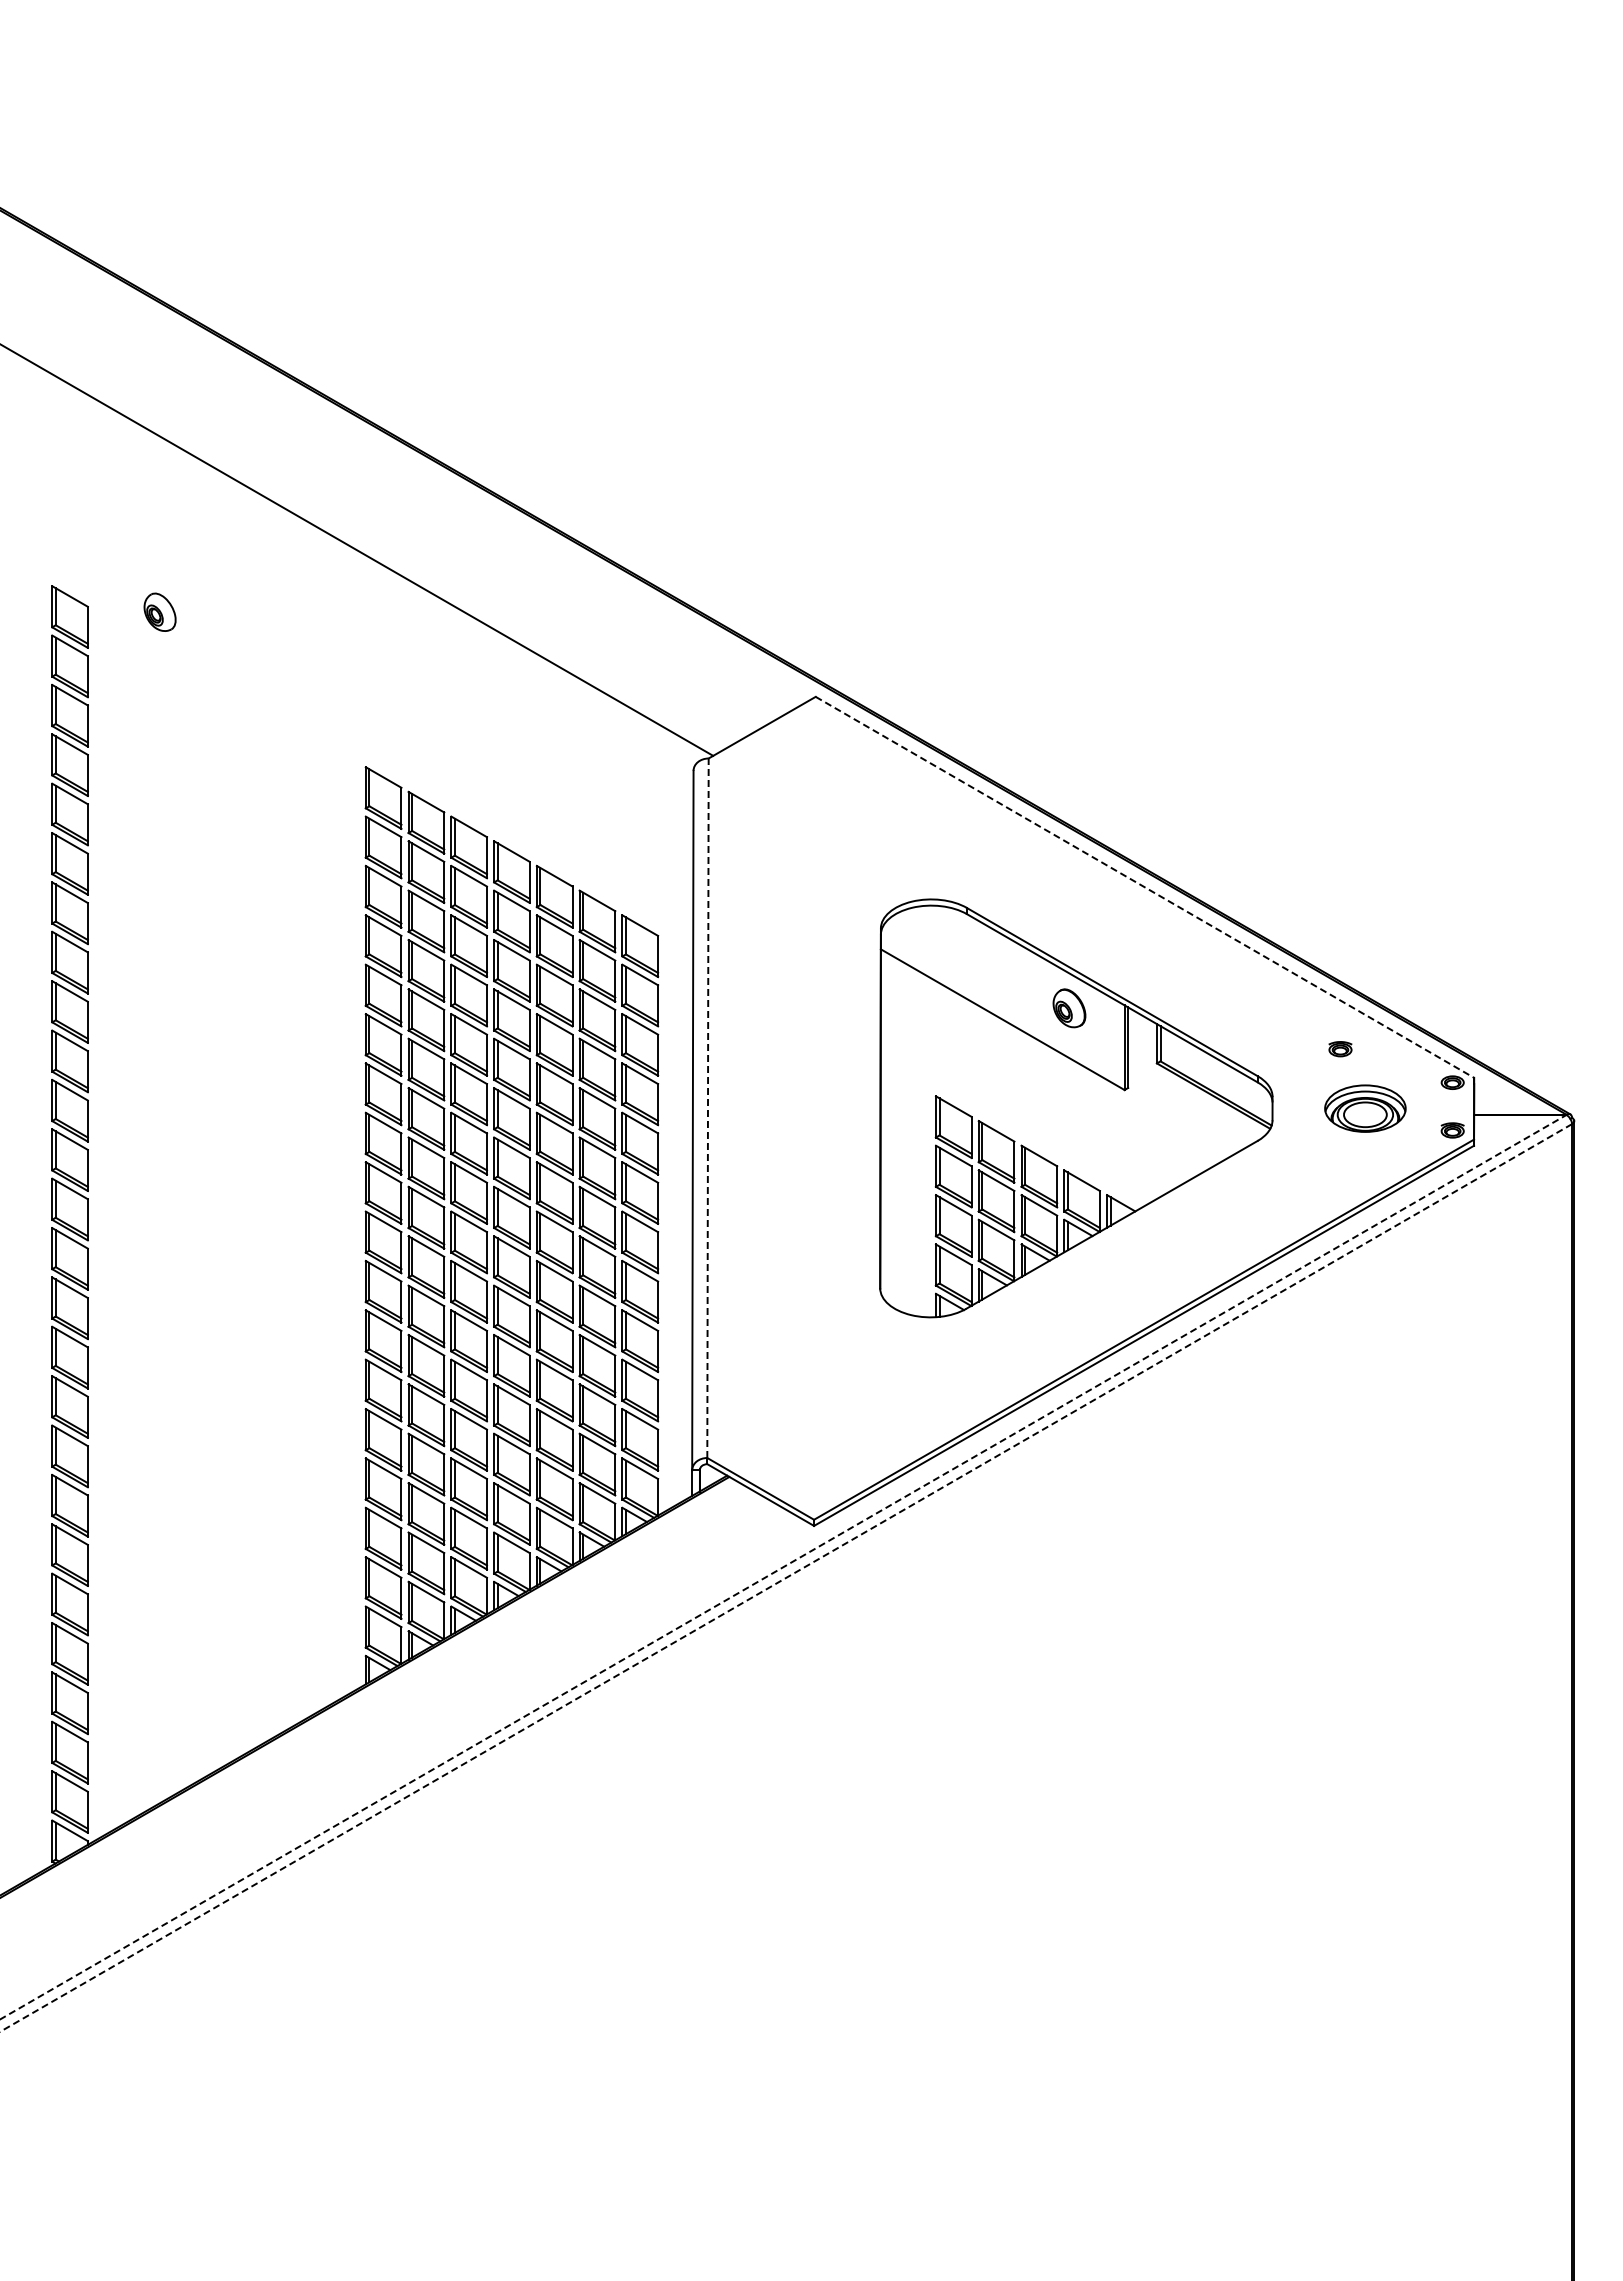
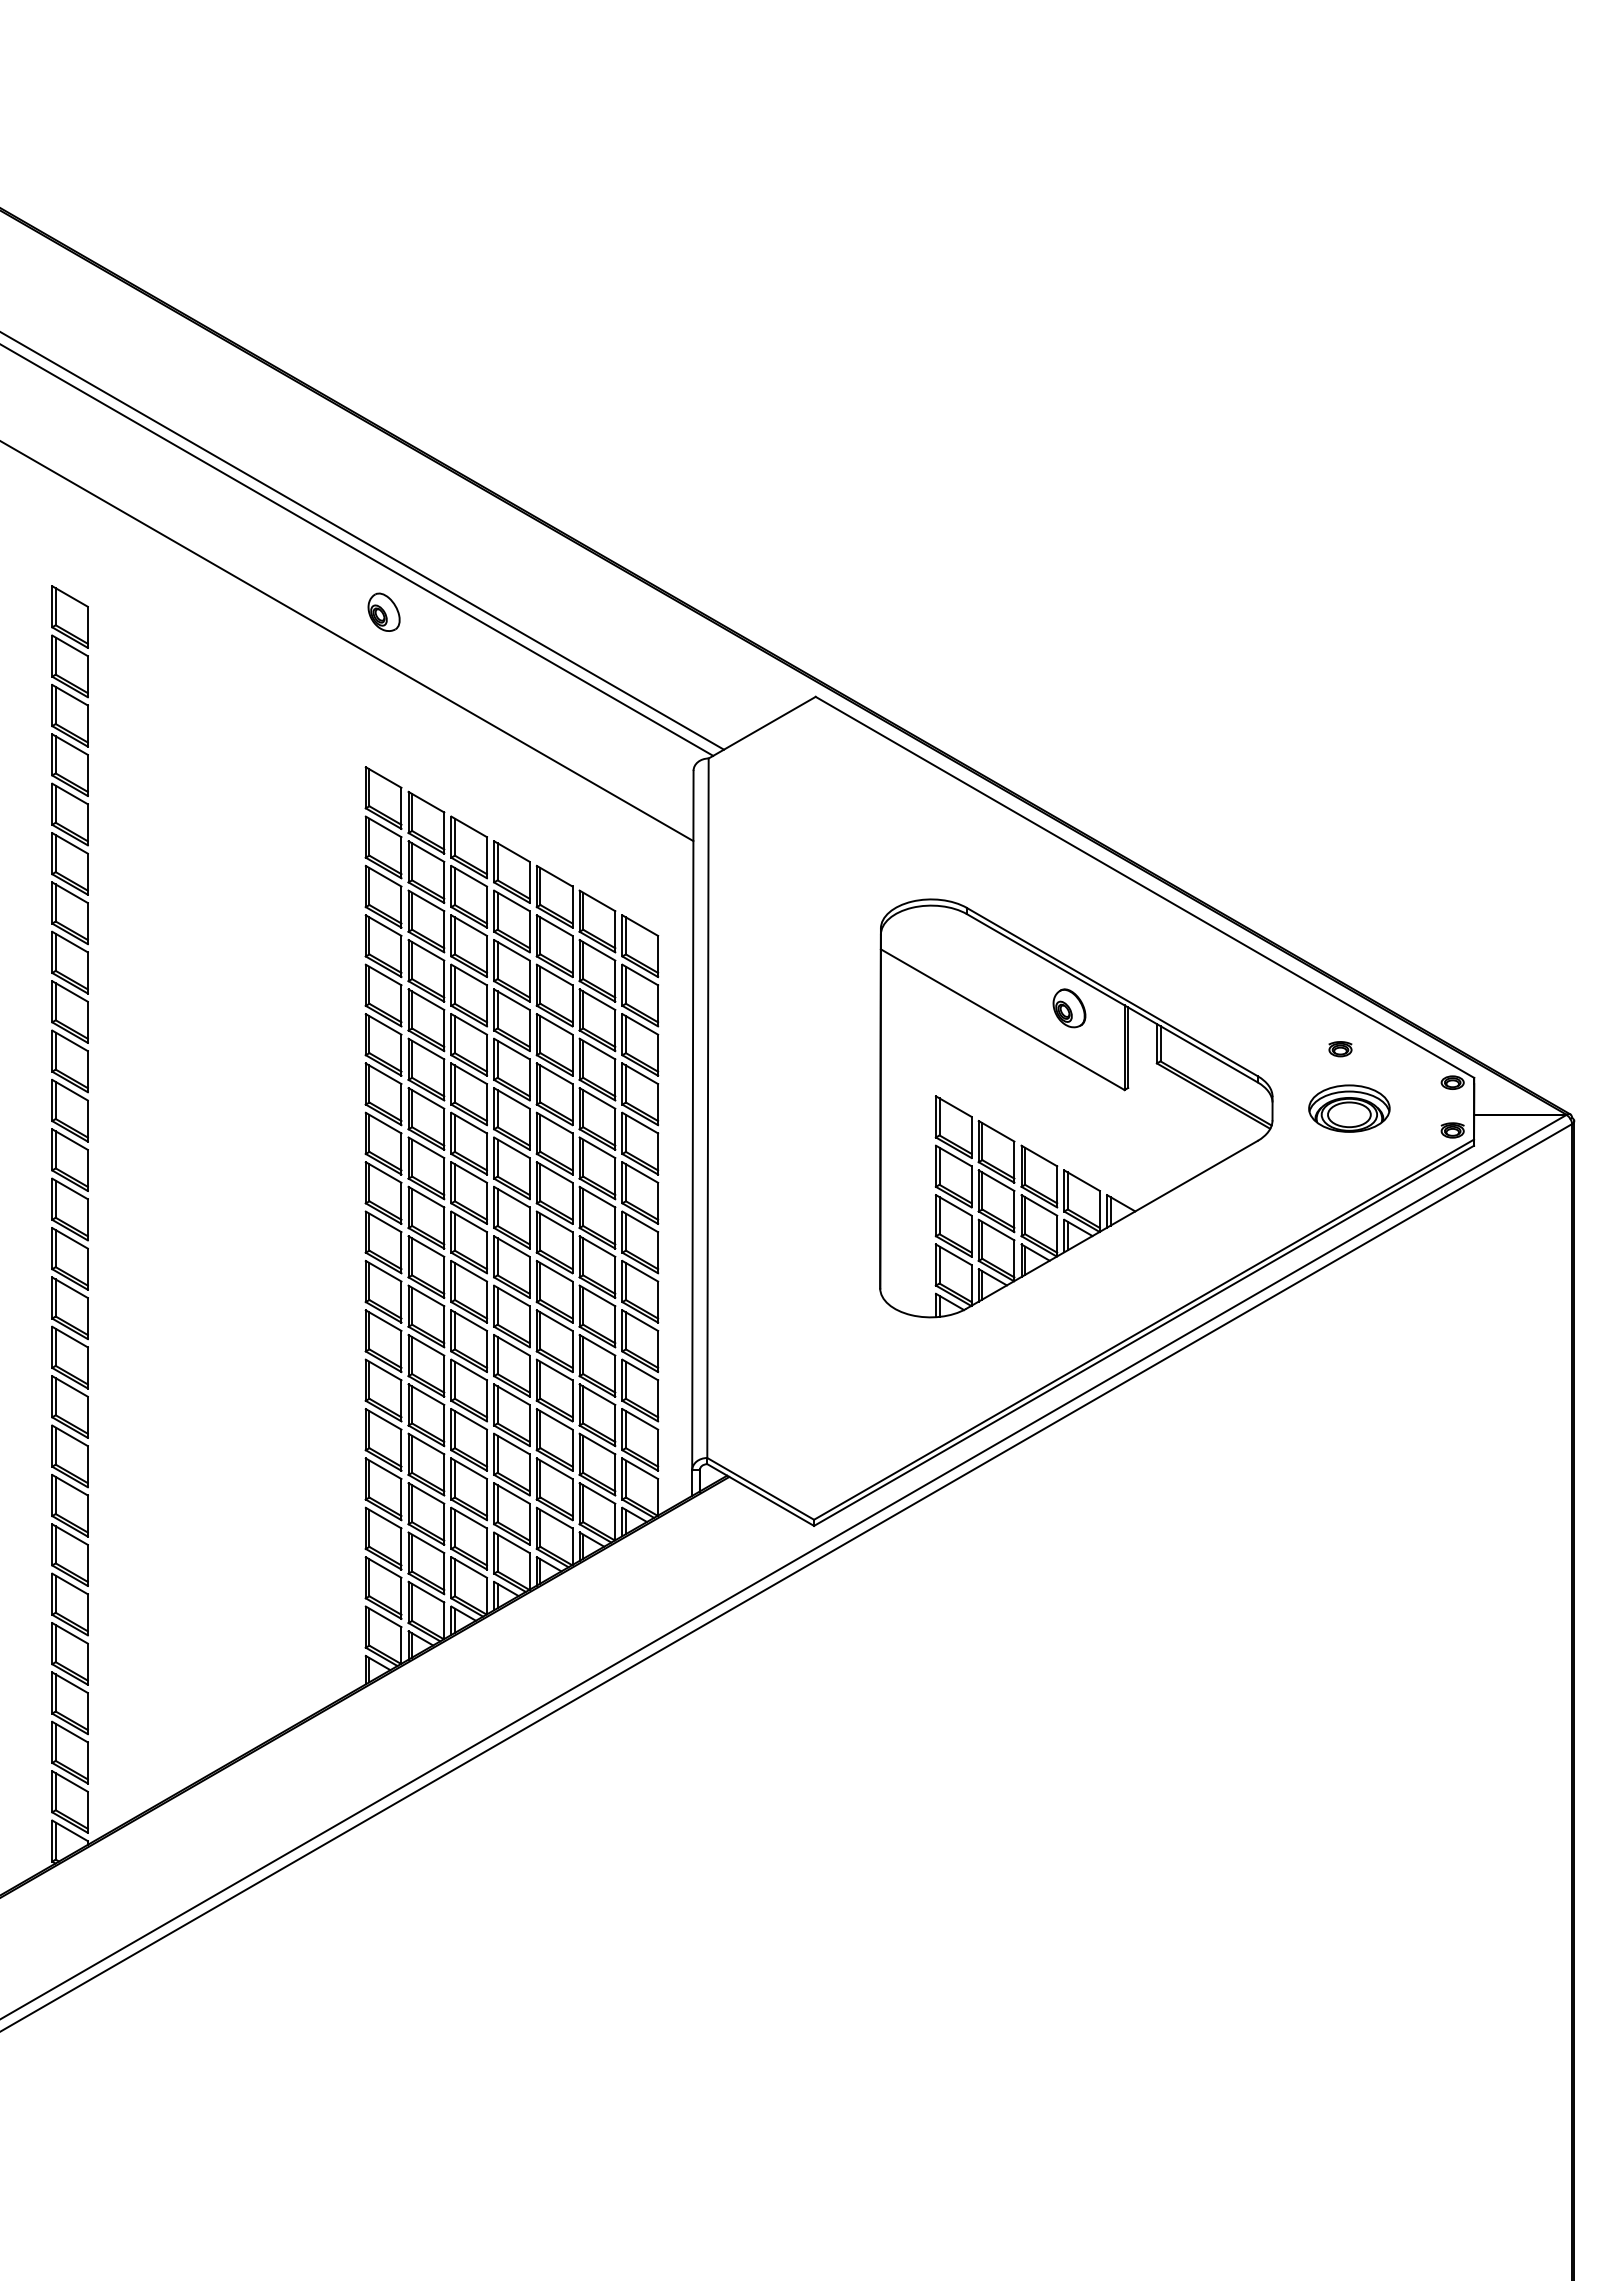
line: none -> present (362, 541)
part position: (159, 611) -> (383, 611) (383, 611)
line: none -> present (347, 641)
line: dashed -> solid (1145, 887)
line: dashed -> solid (707, 1108)
part position: (1365, 1108) -> (1349, 1108) (1349, 1108)
line: dashed -> solid (783, 1566)
line: dashed -> solid (785, 1578)
